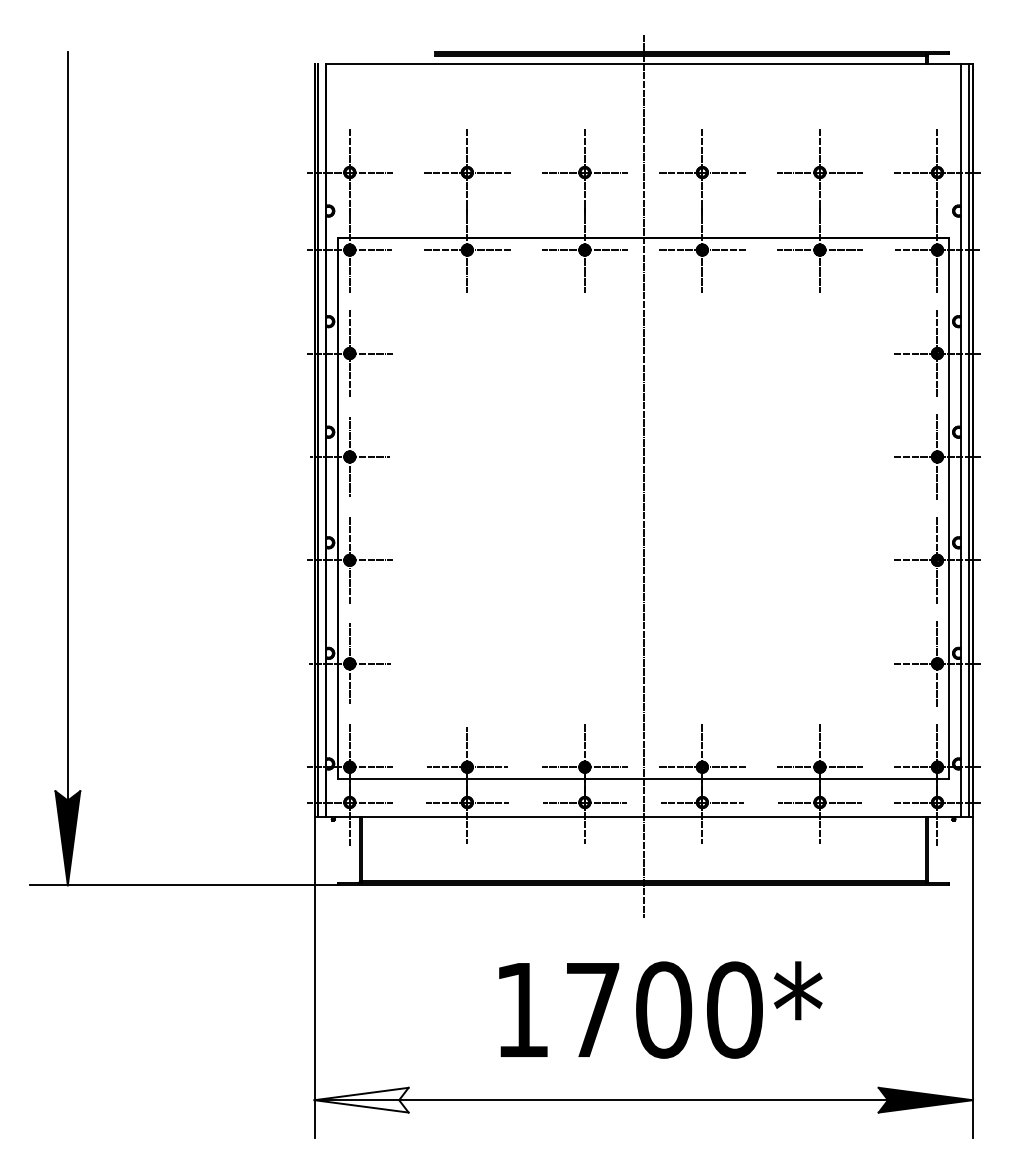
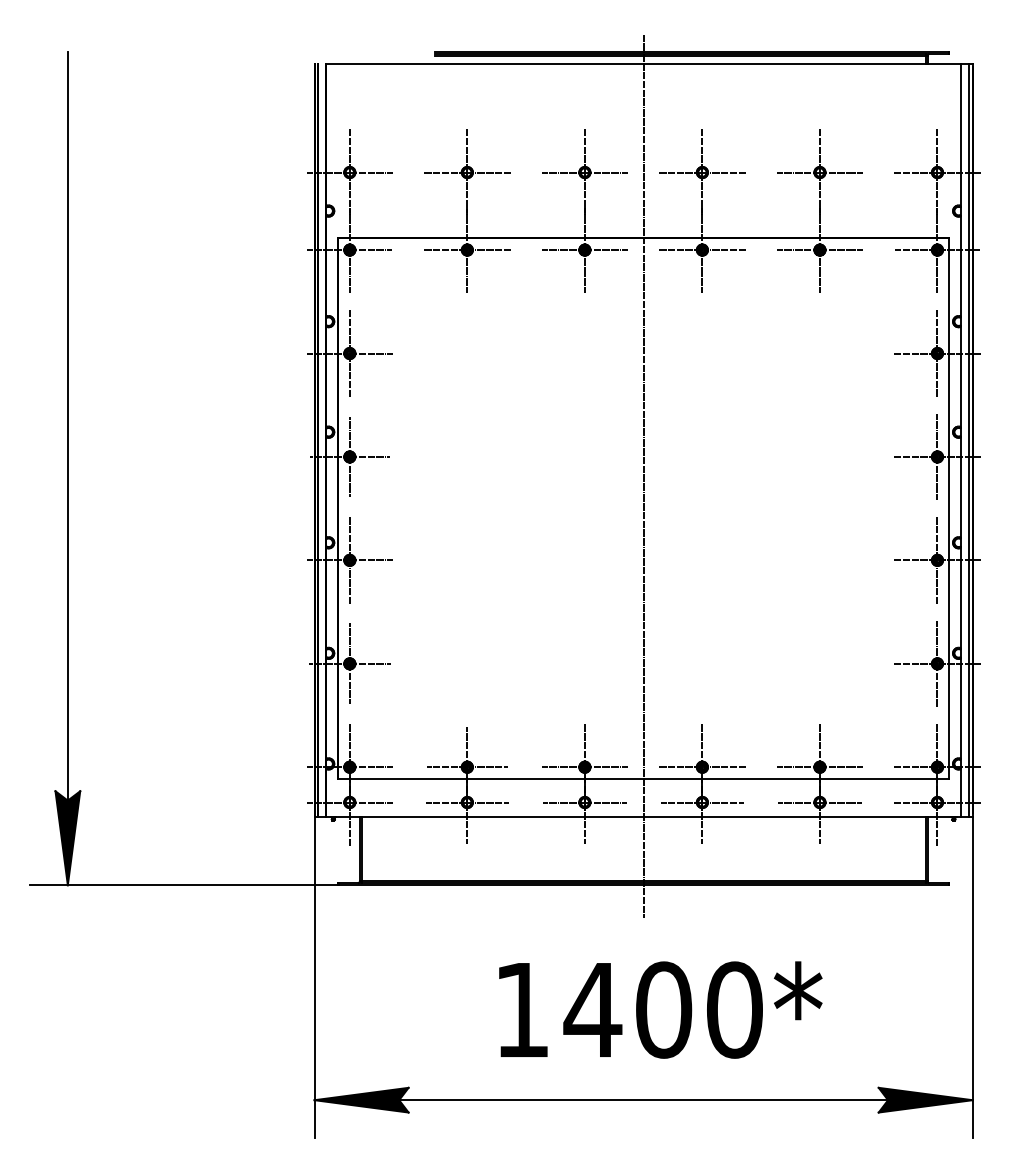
text: 1700* -> 1400* (592, 1009)
fill: none -> present (361, 1099)
